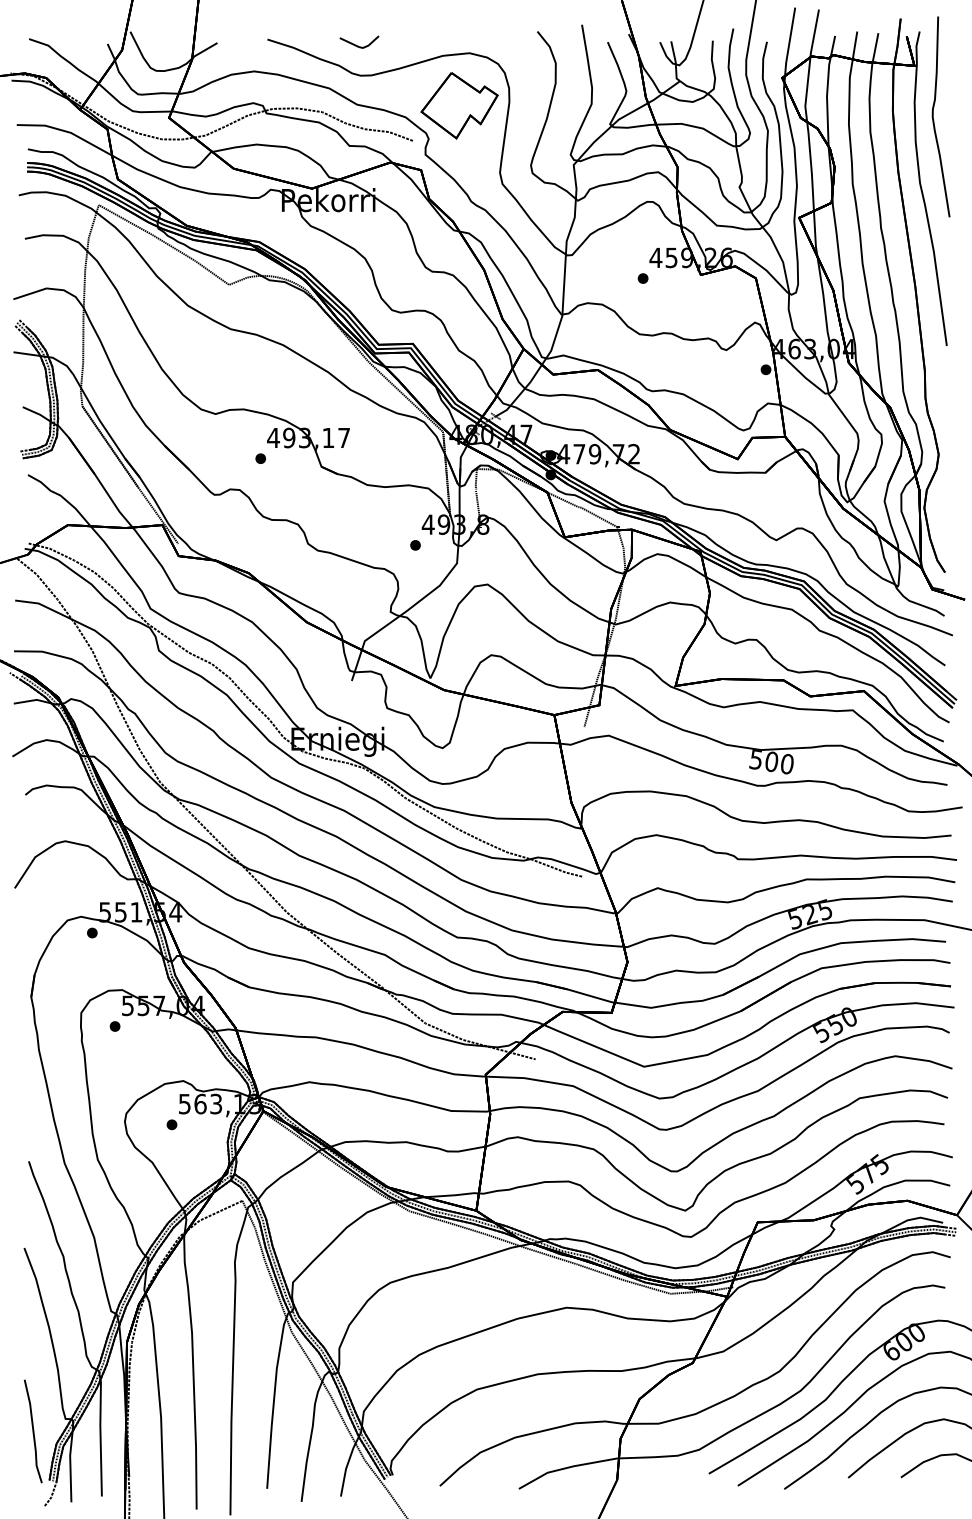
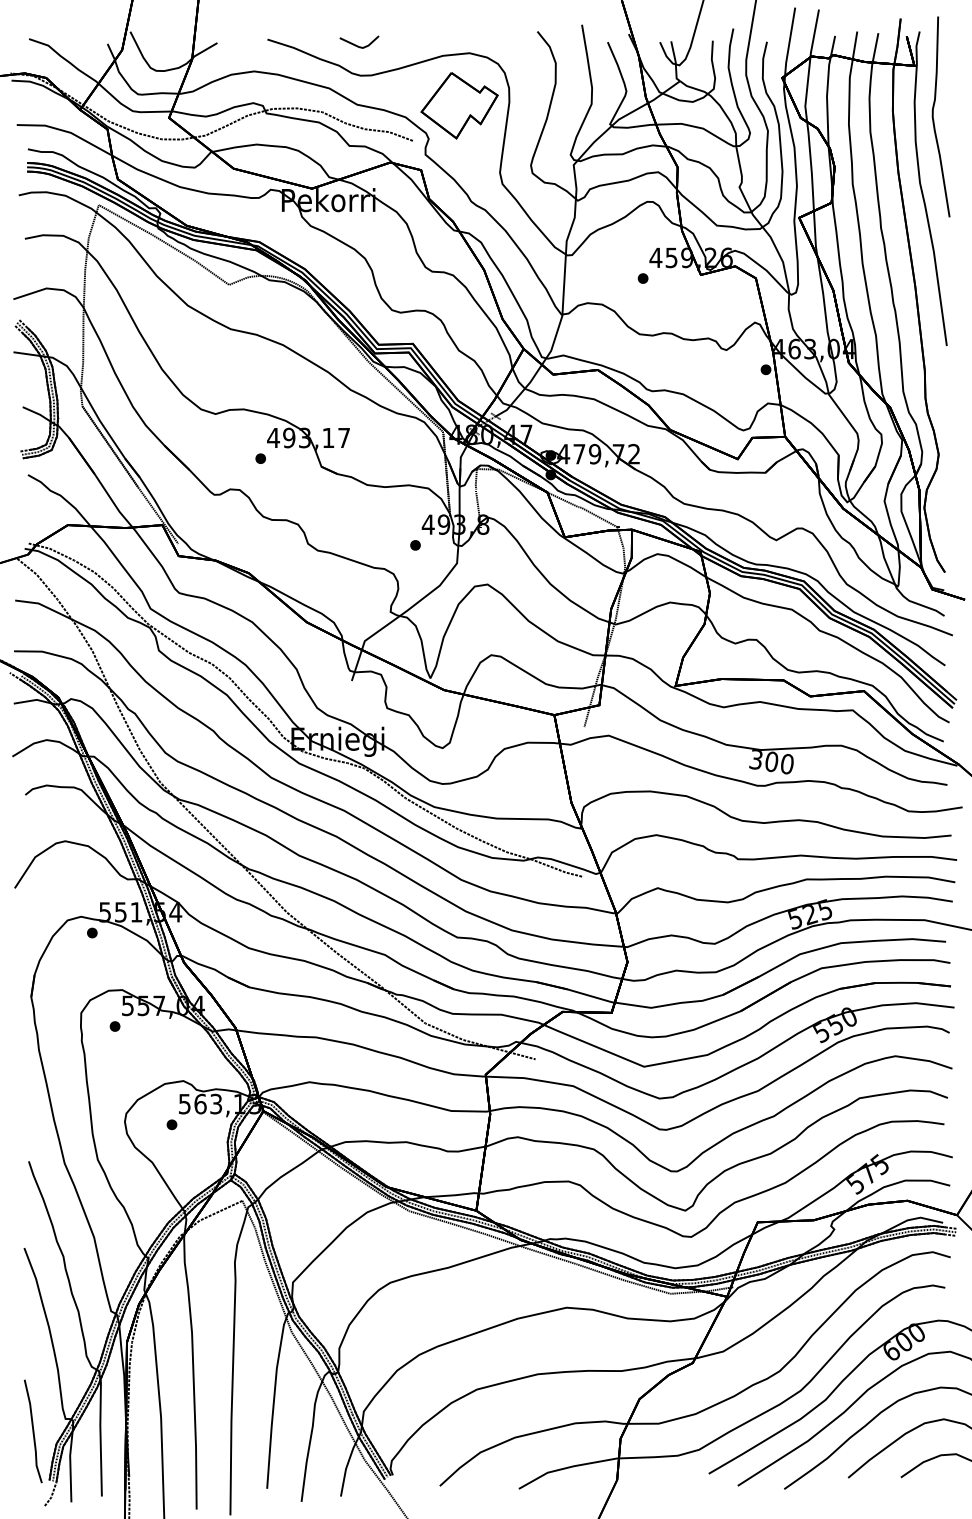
text: 500 -> 300 (755, 759)
